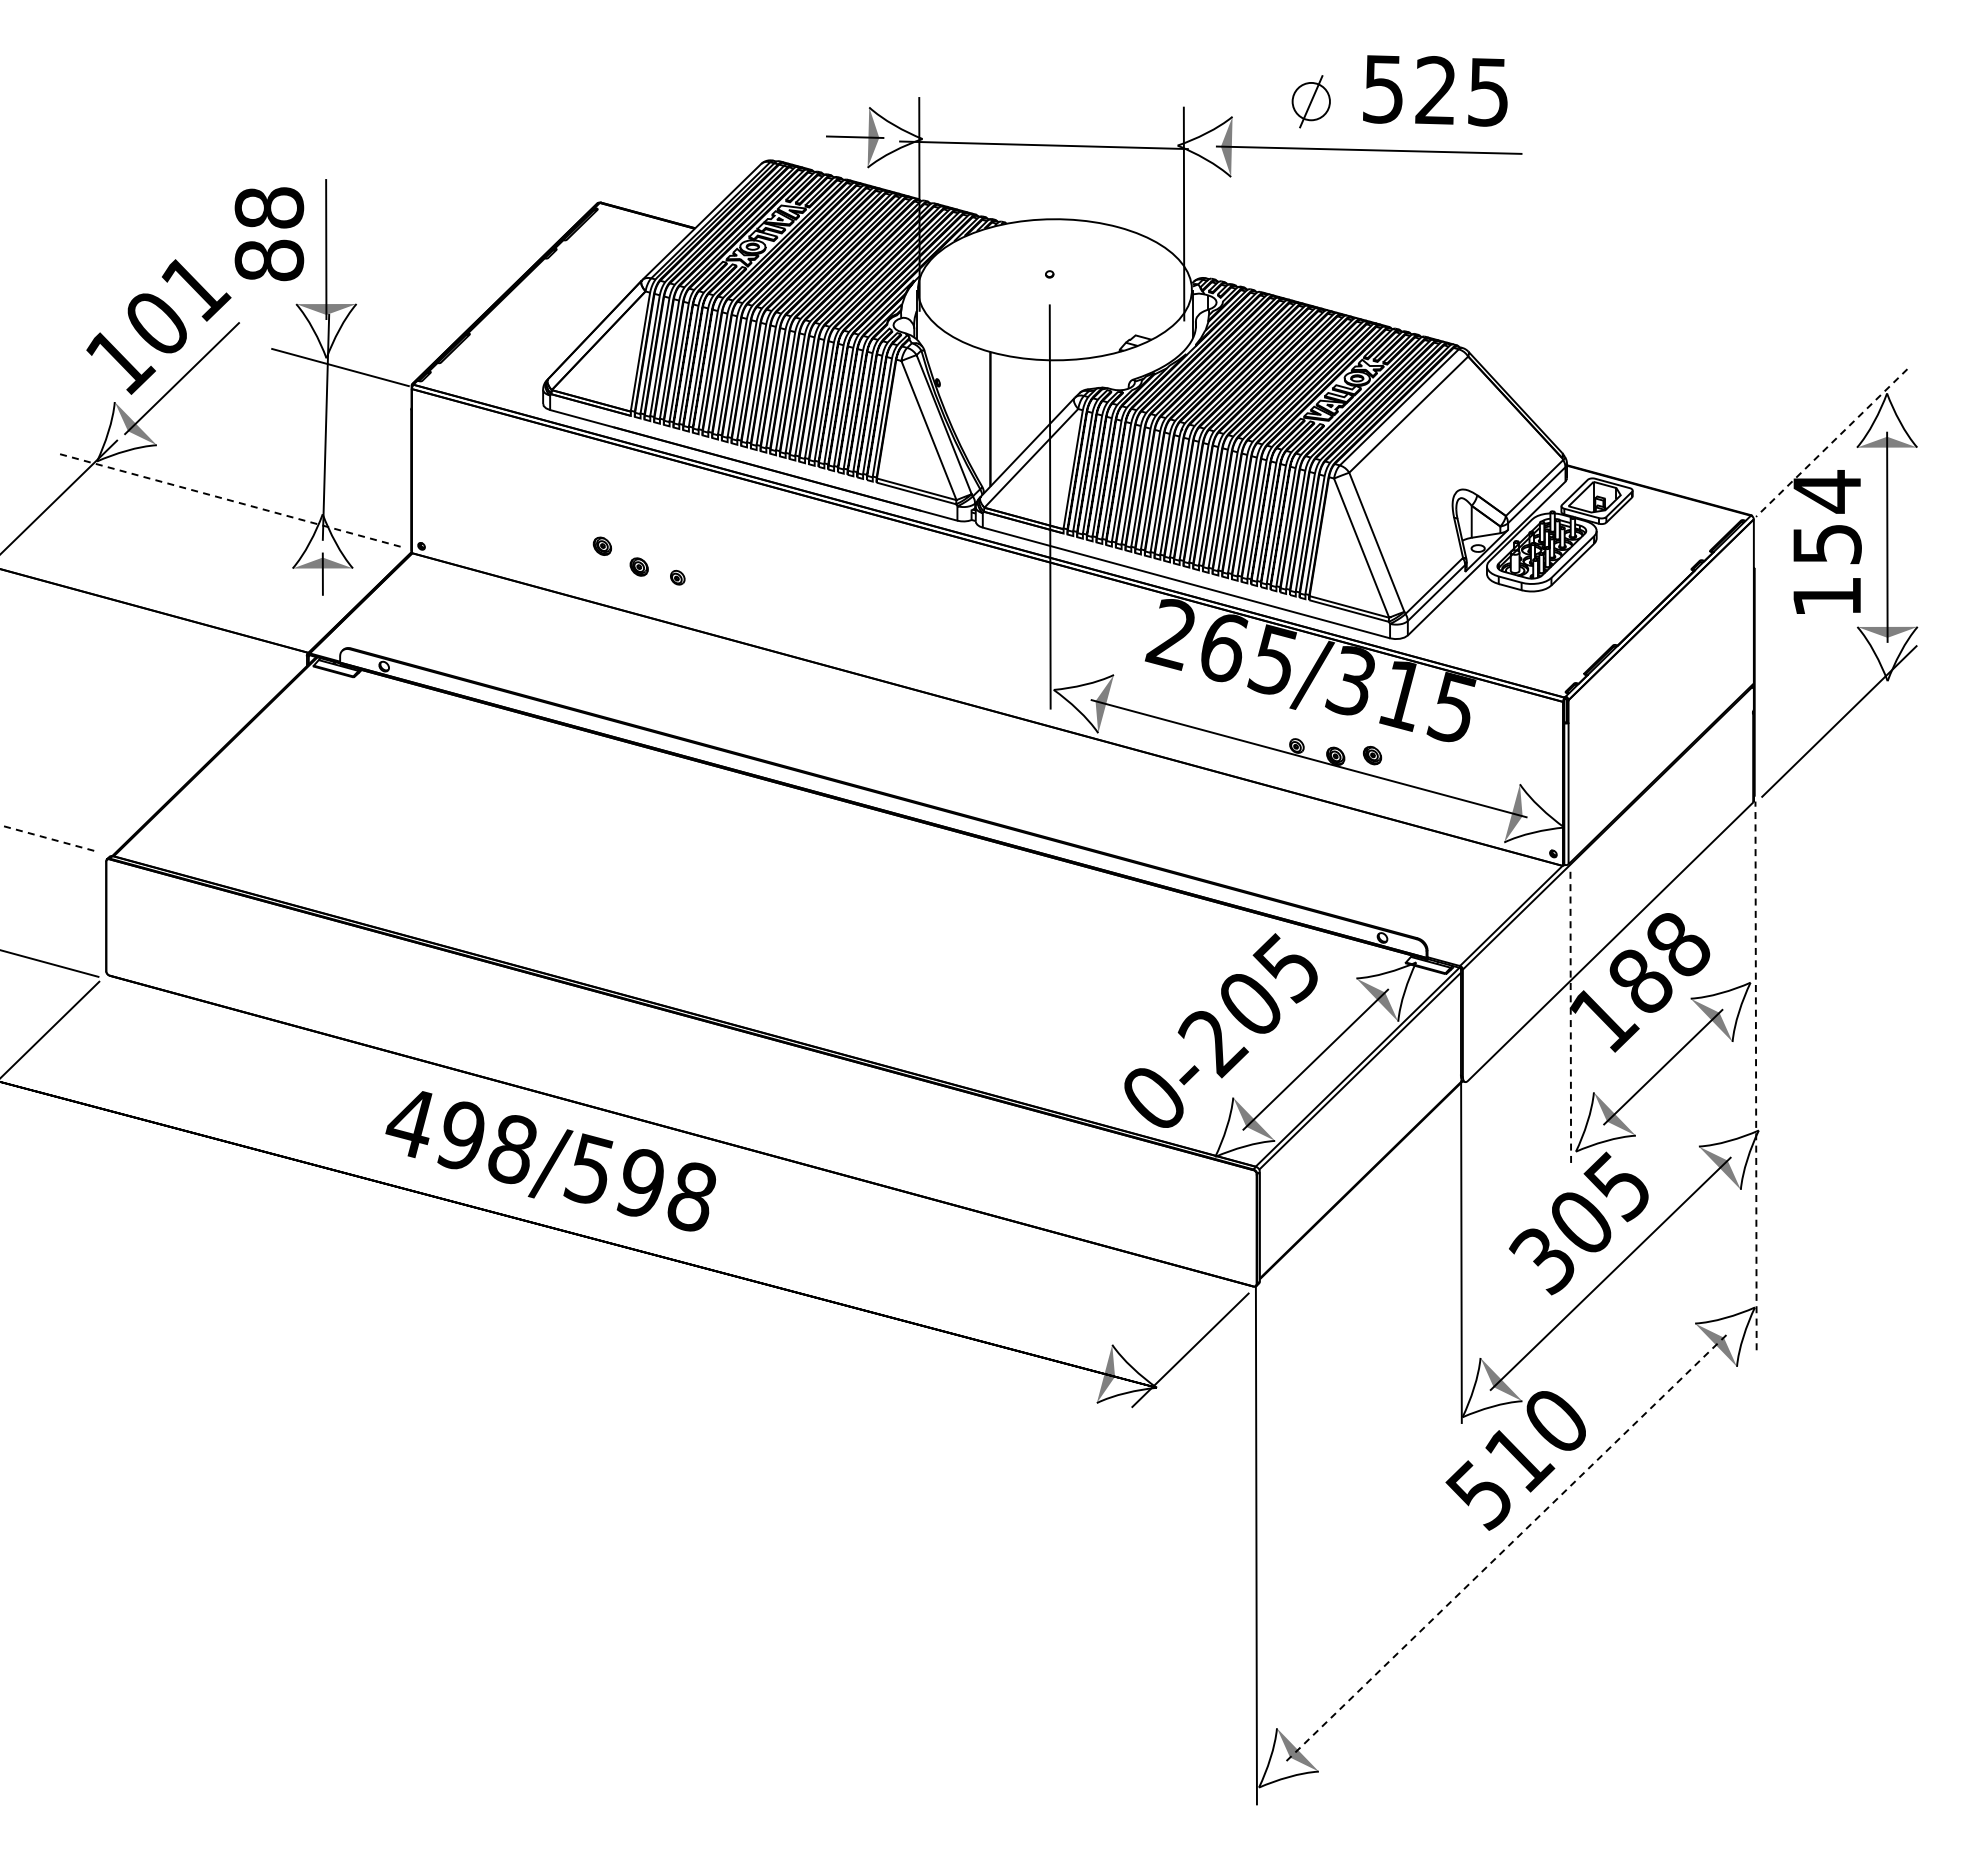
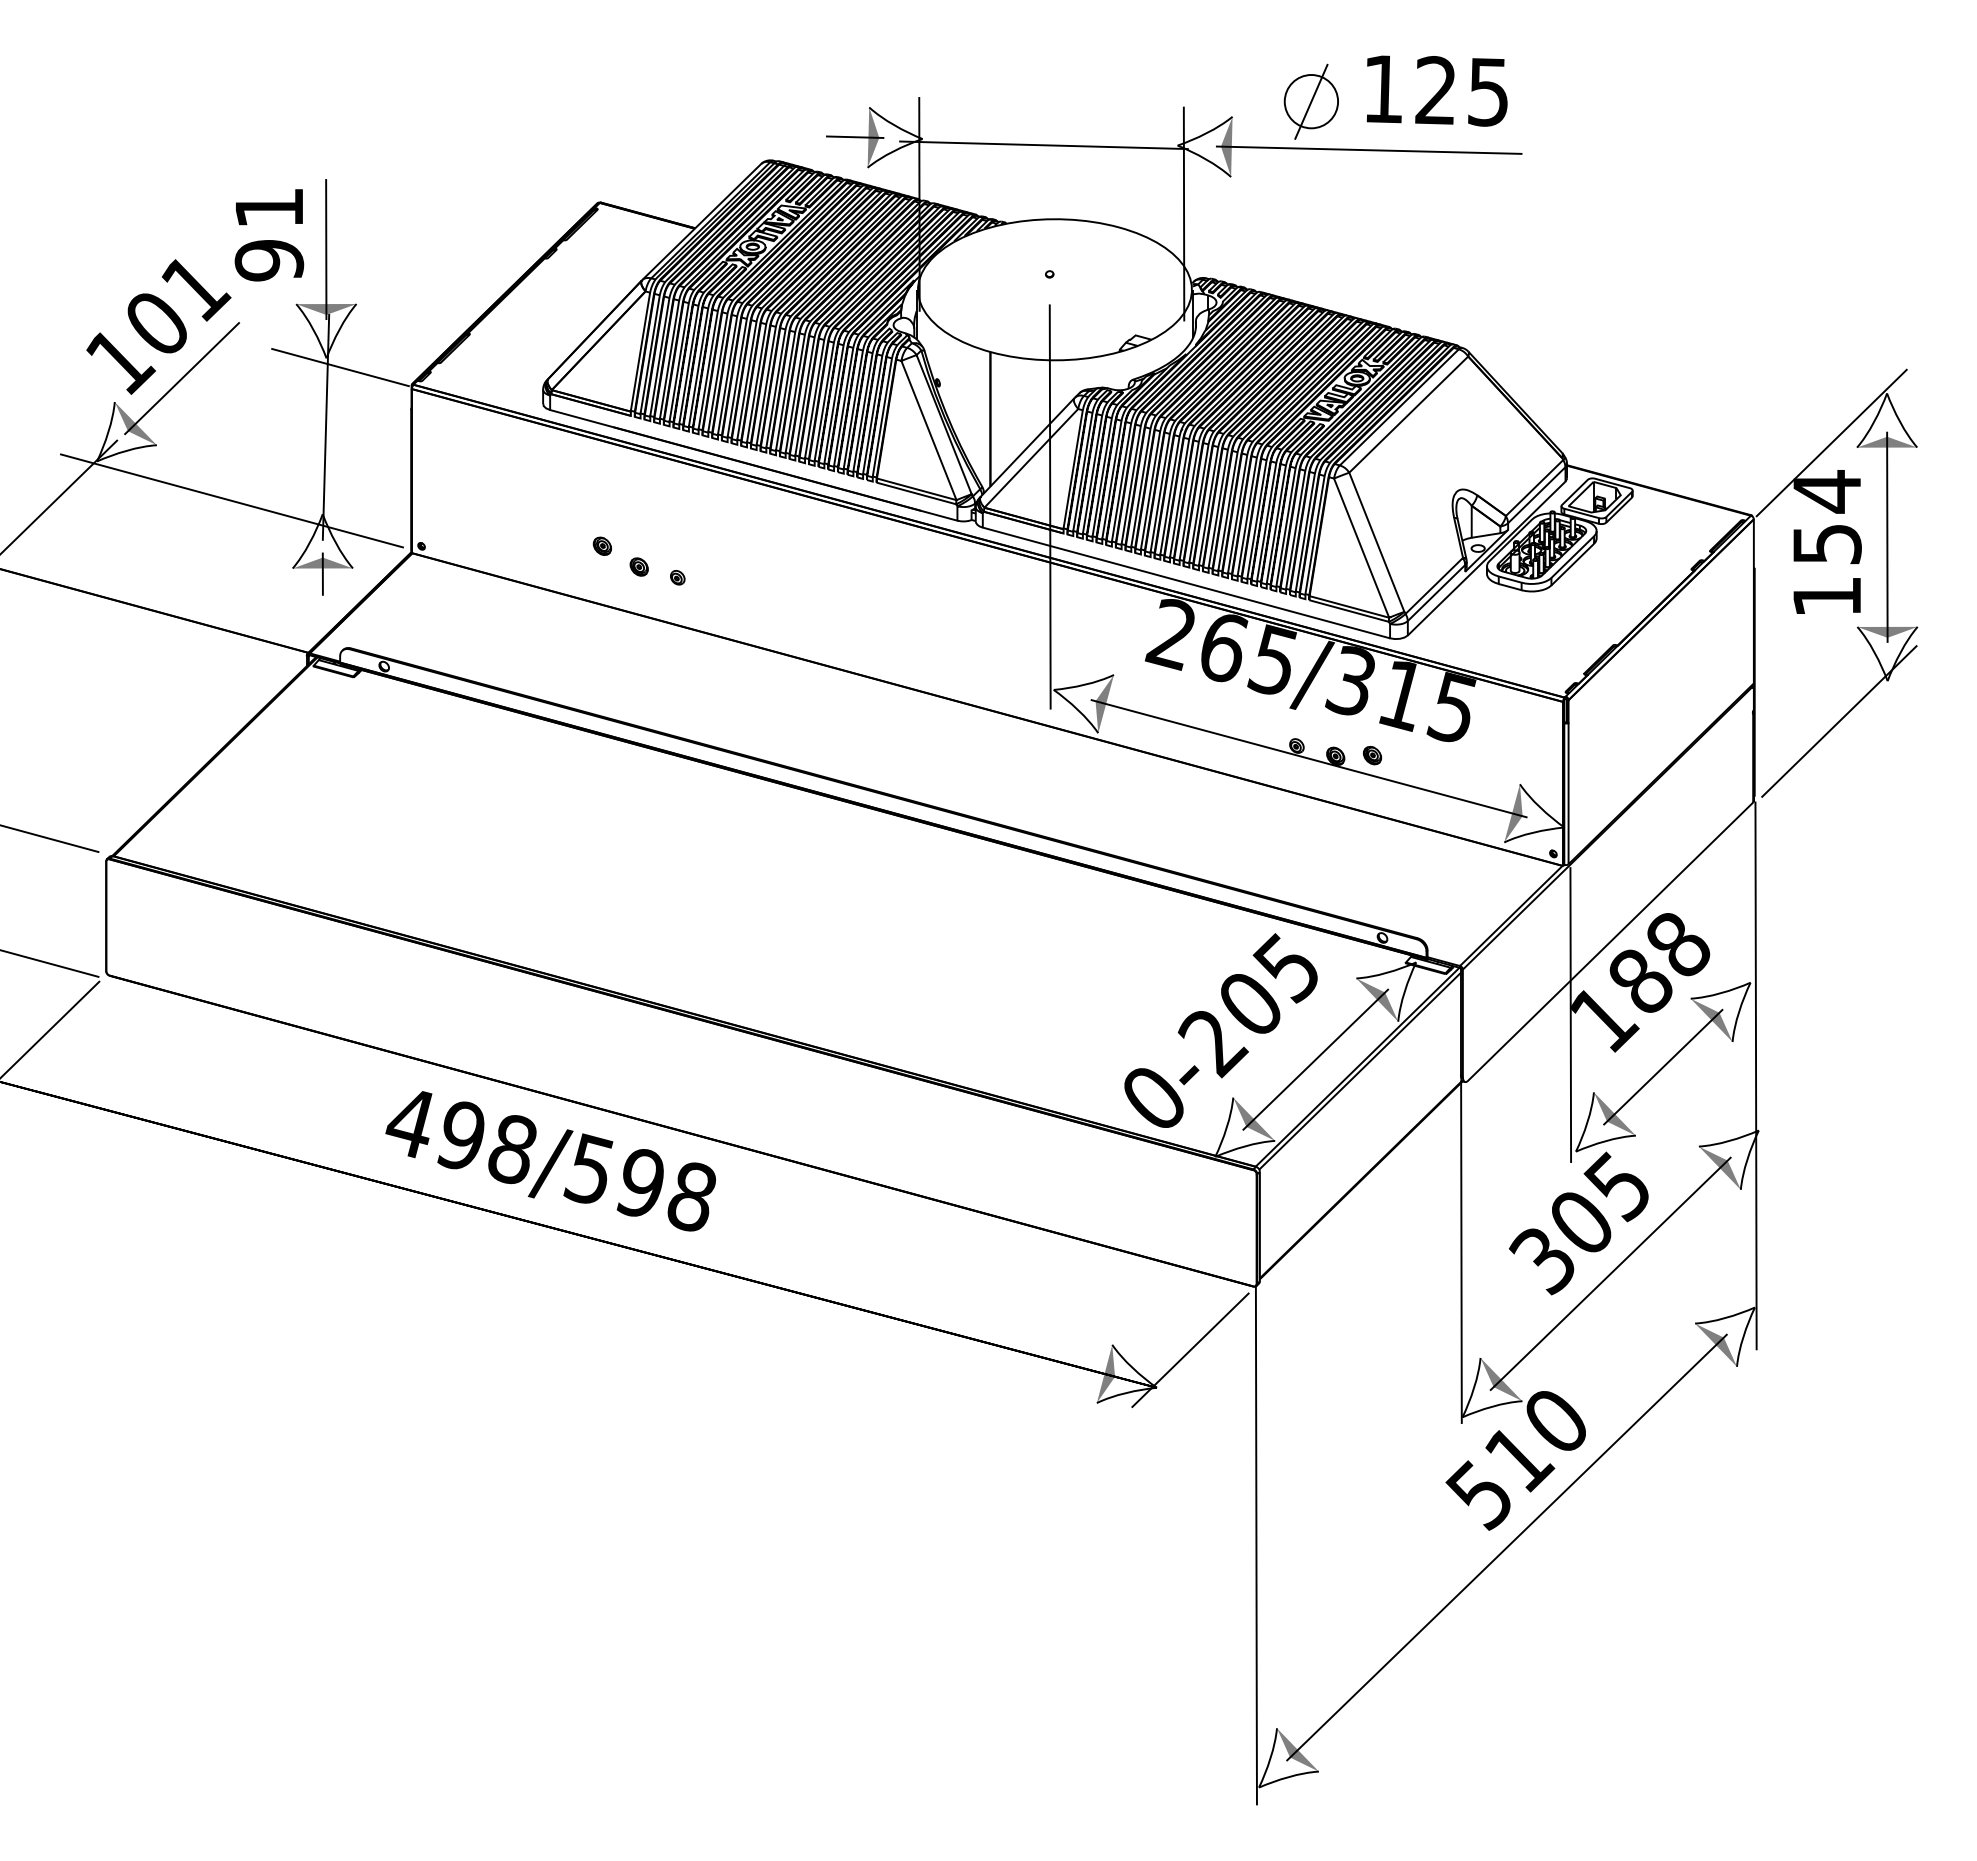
text: 525 -> 125 (1382, 89)
part size: 40x54 px -> 56x77 px (1310, 101)
text: 88 -> 91 (269, 234)
line: dashed -> solid (1831, 443)
line: dashed -> solid (232, 501)
line: dashed -> solid (50, 838)
line: dashed -> solid (1570, 1015)
line: dashed -> solid (1756, 1075)
line: dashed -> solid (1507, 1547)
